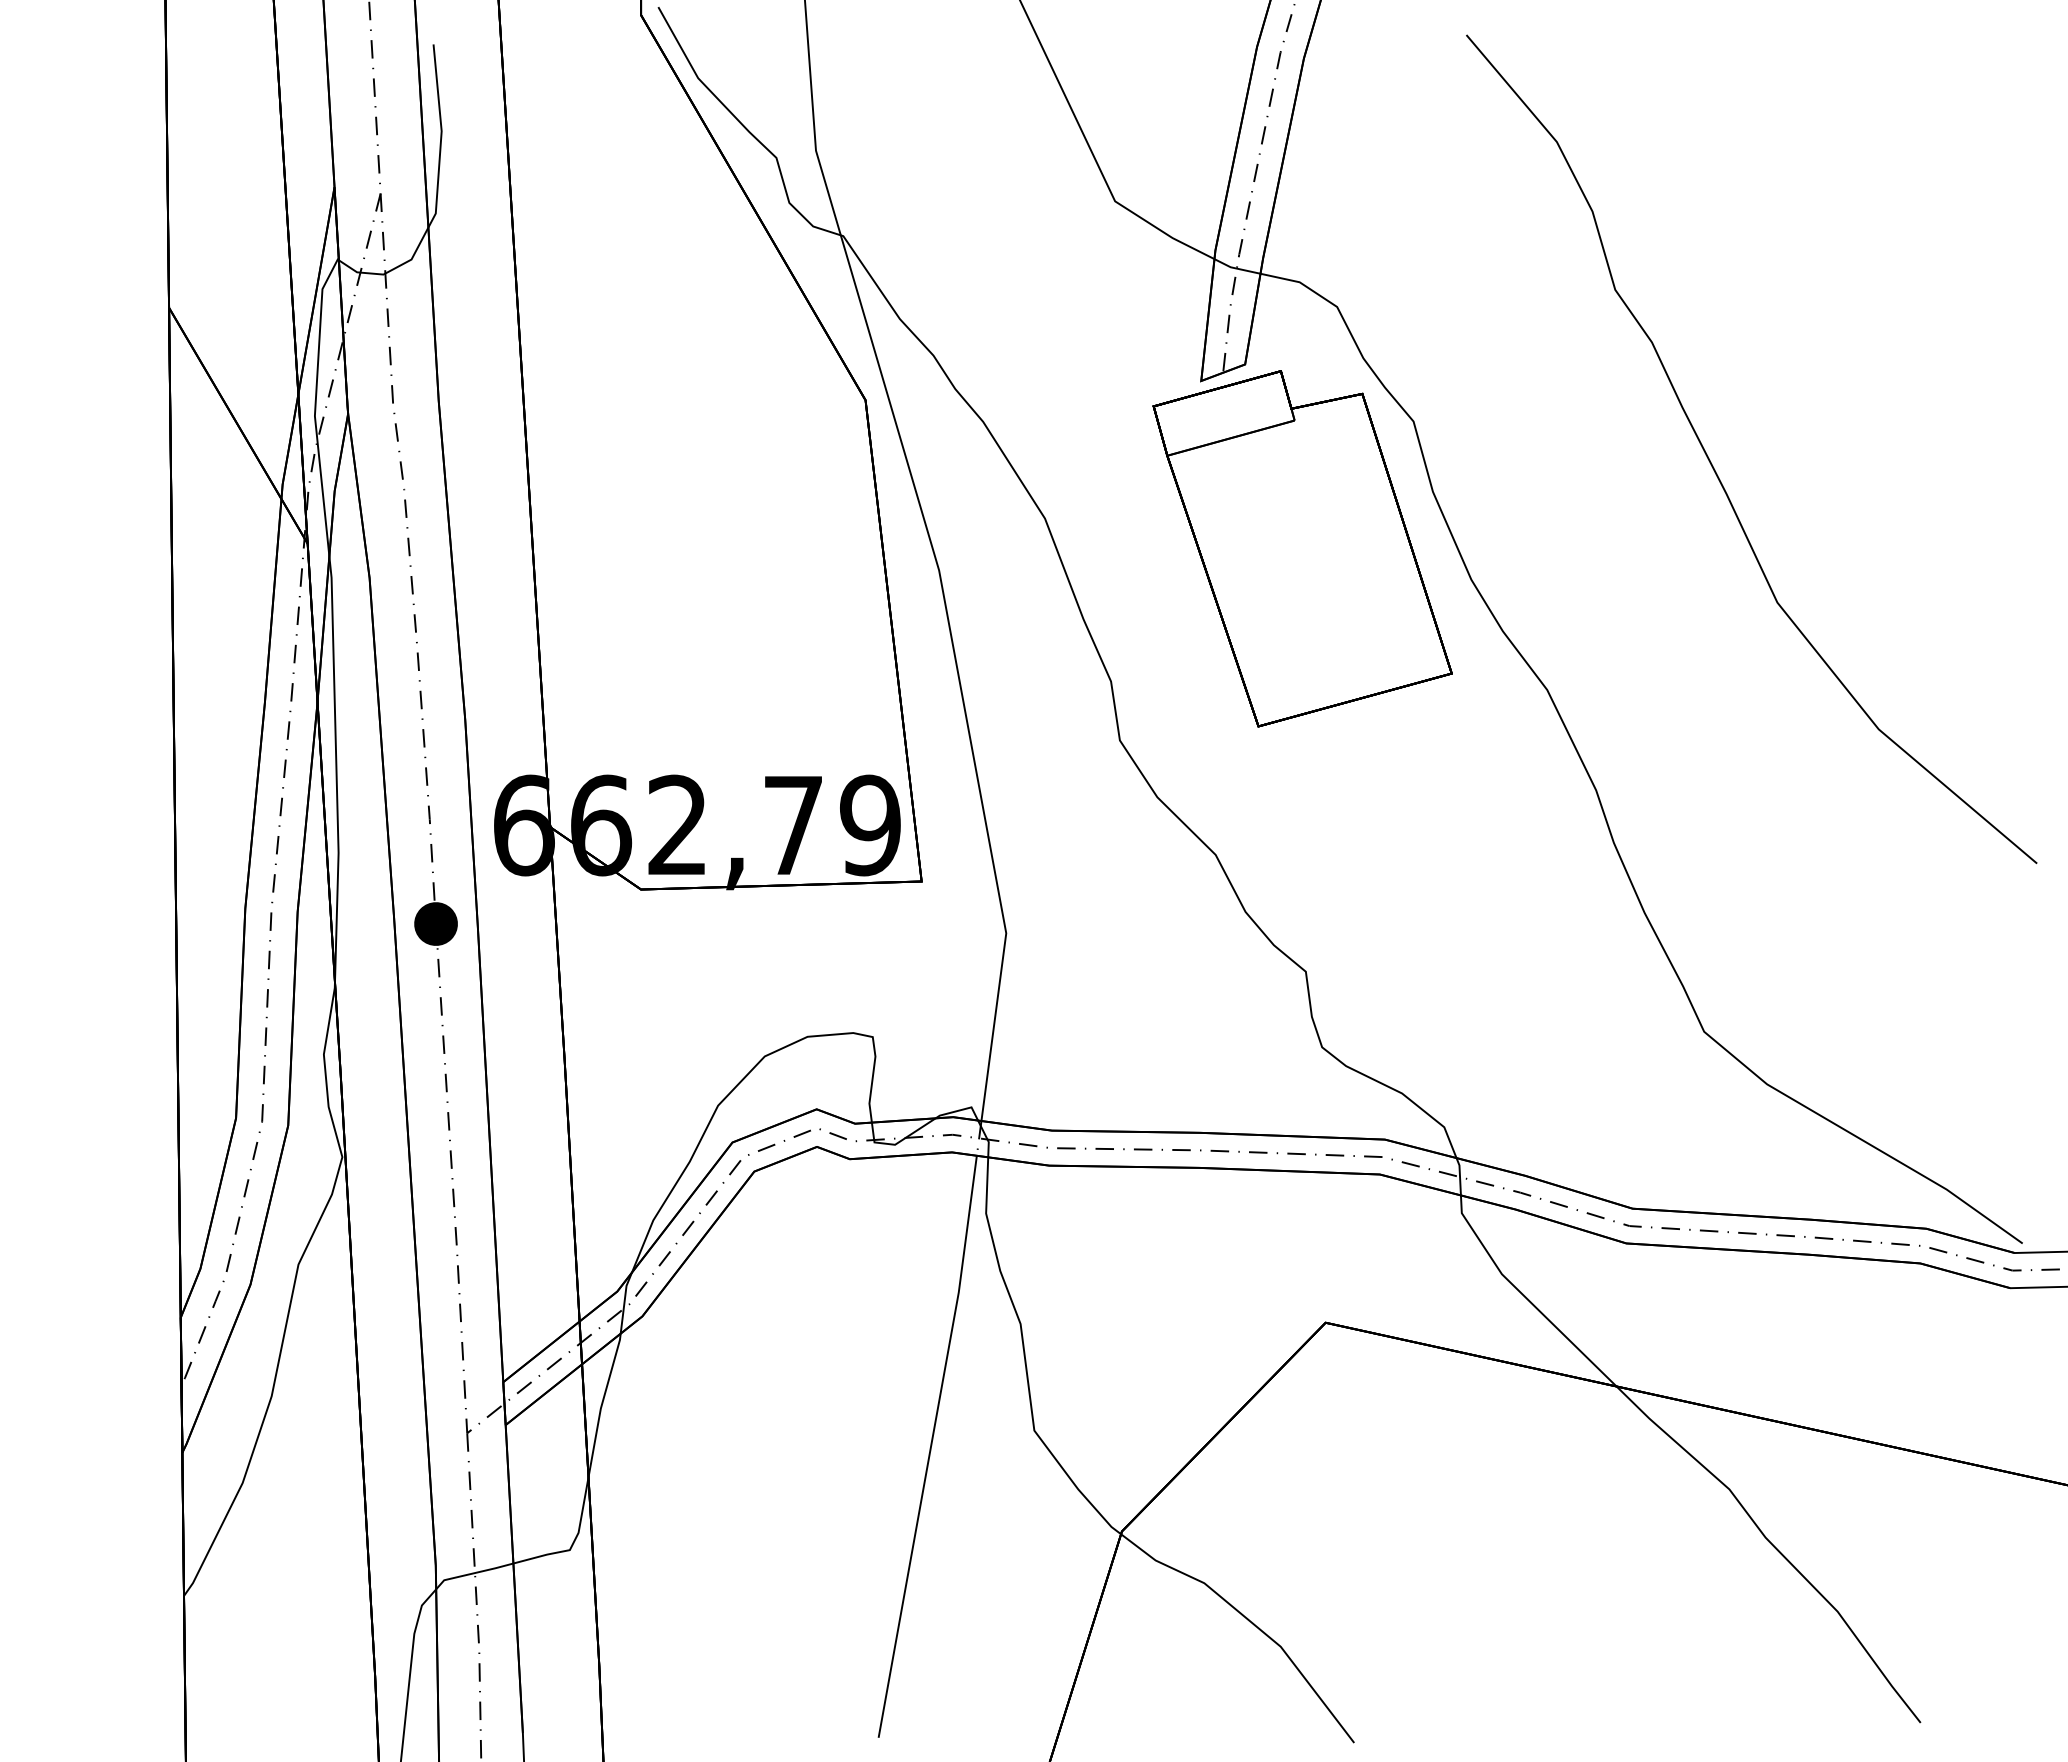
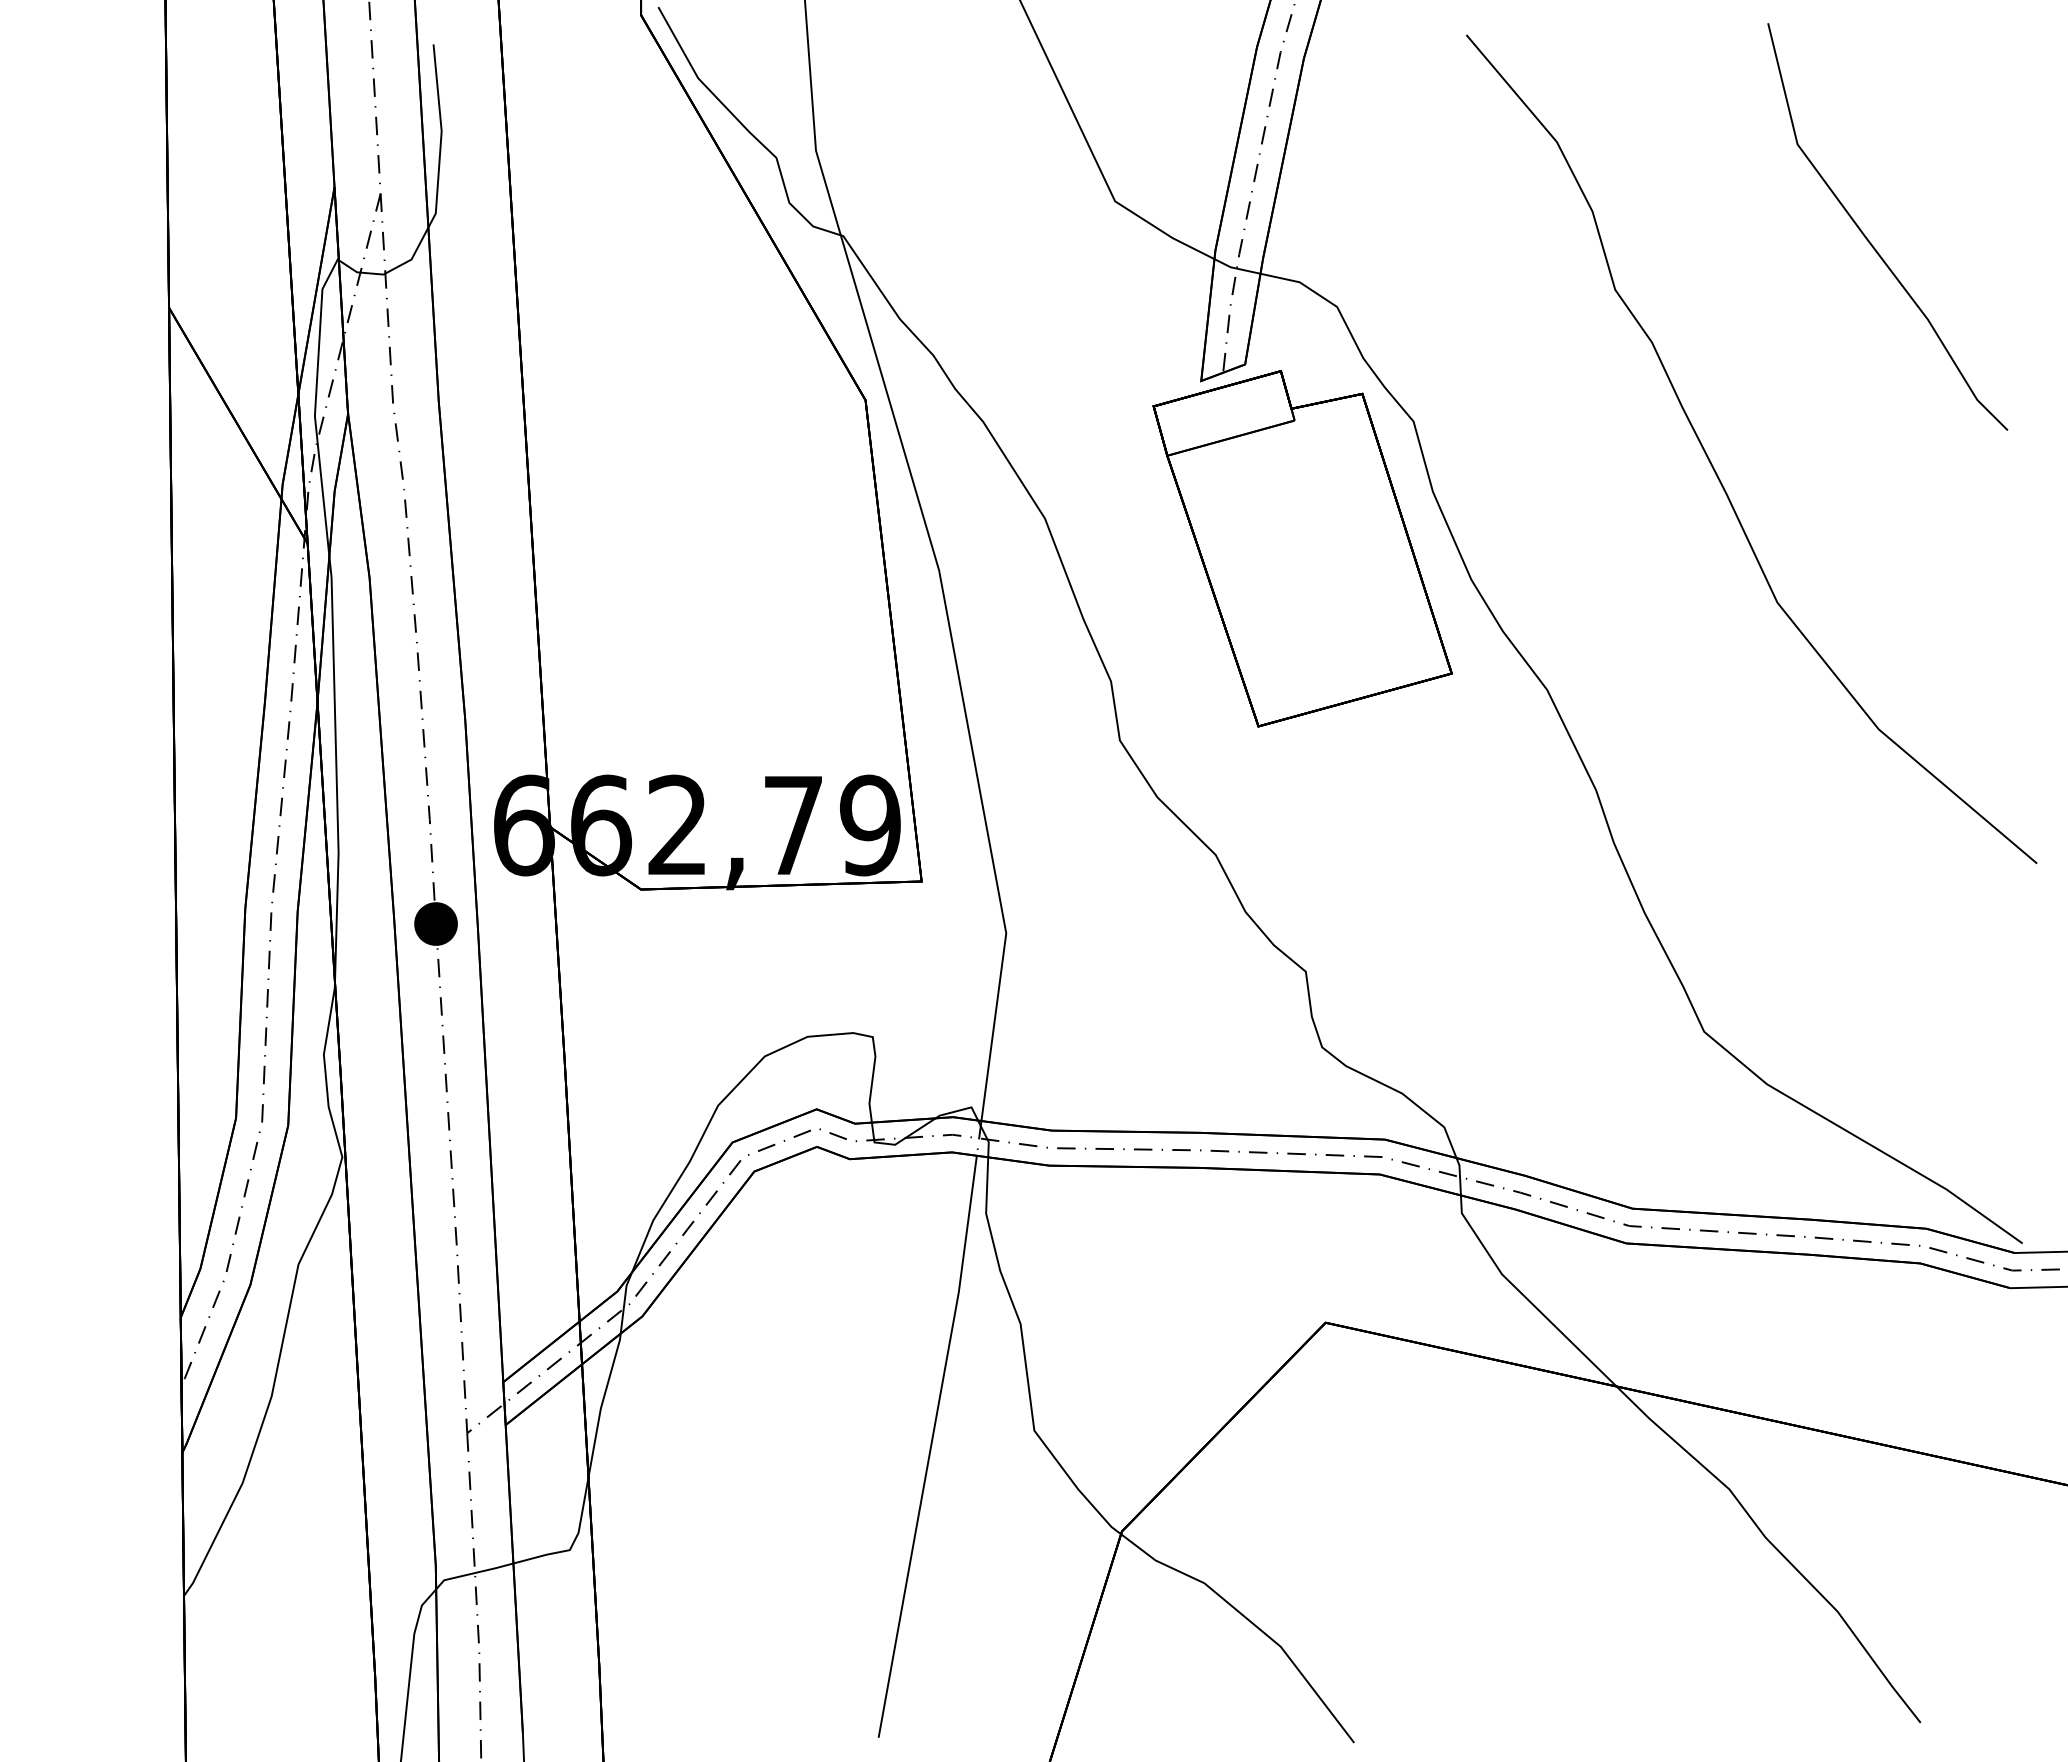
curve: none -> present (1870, 241)
